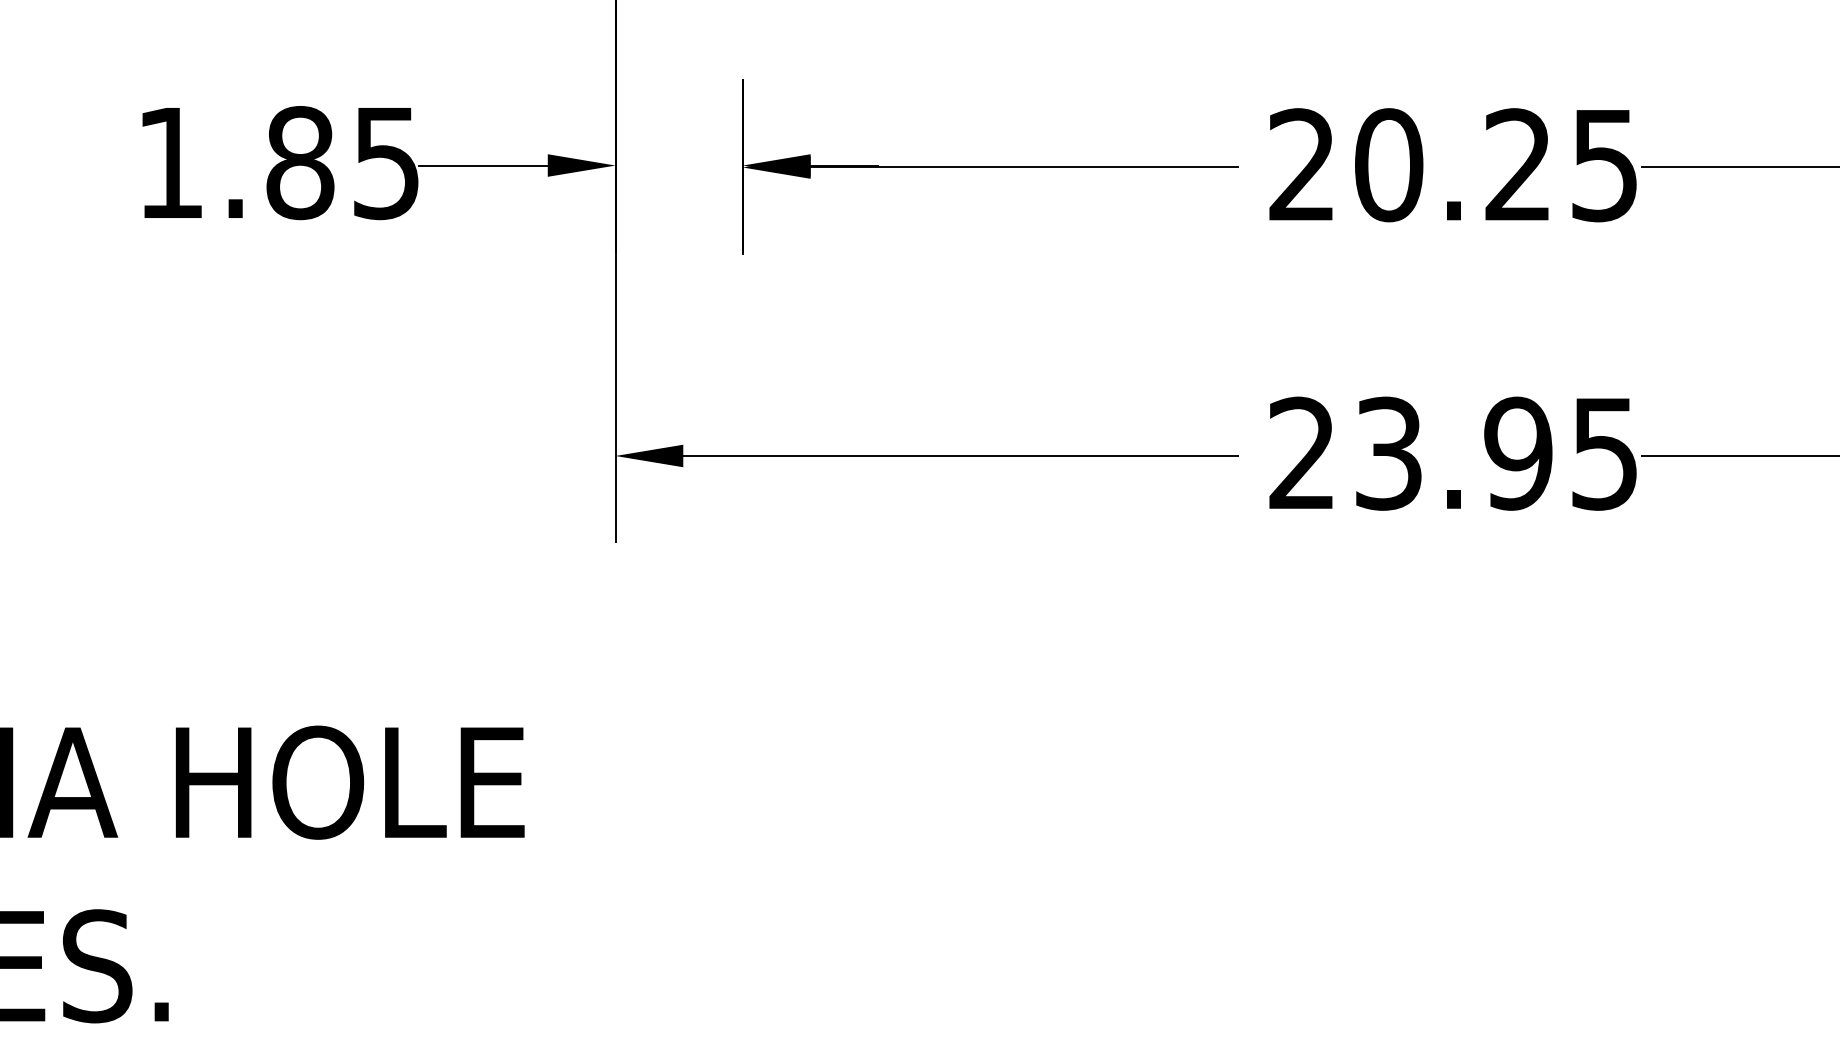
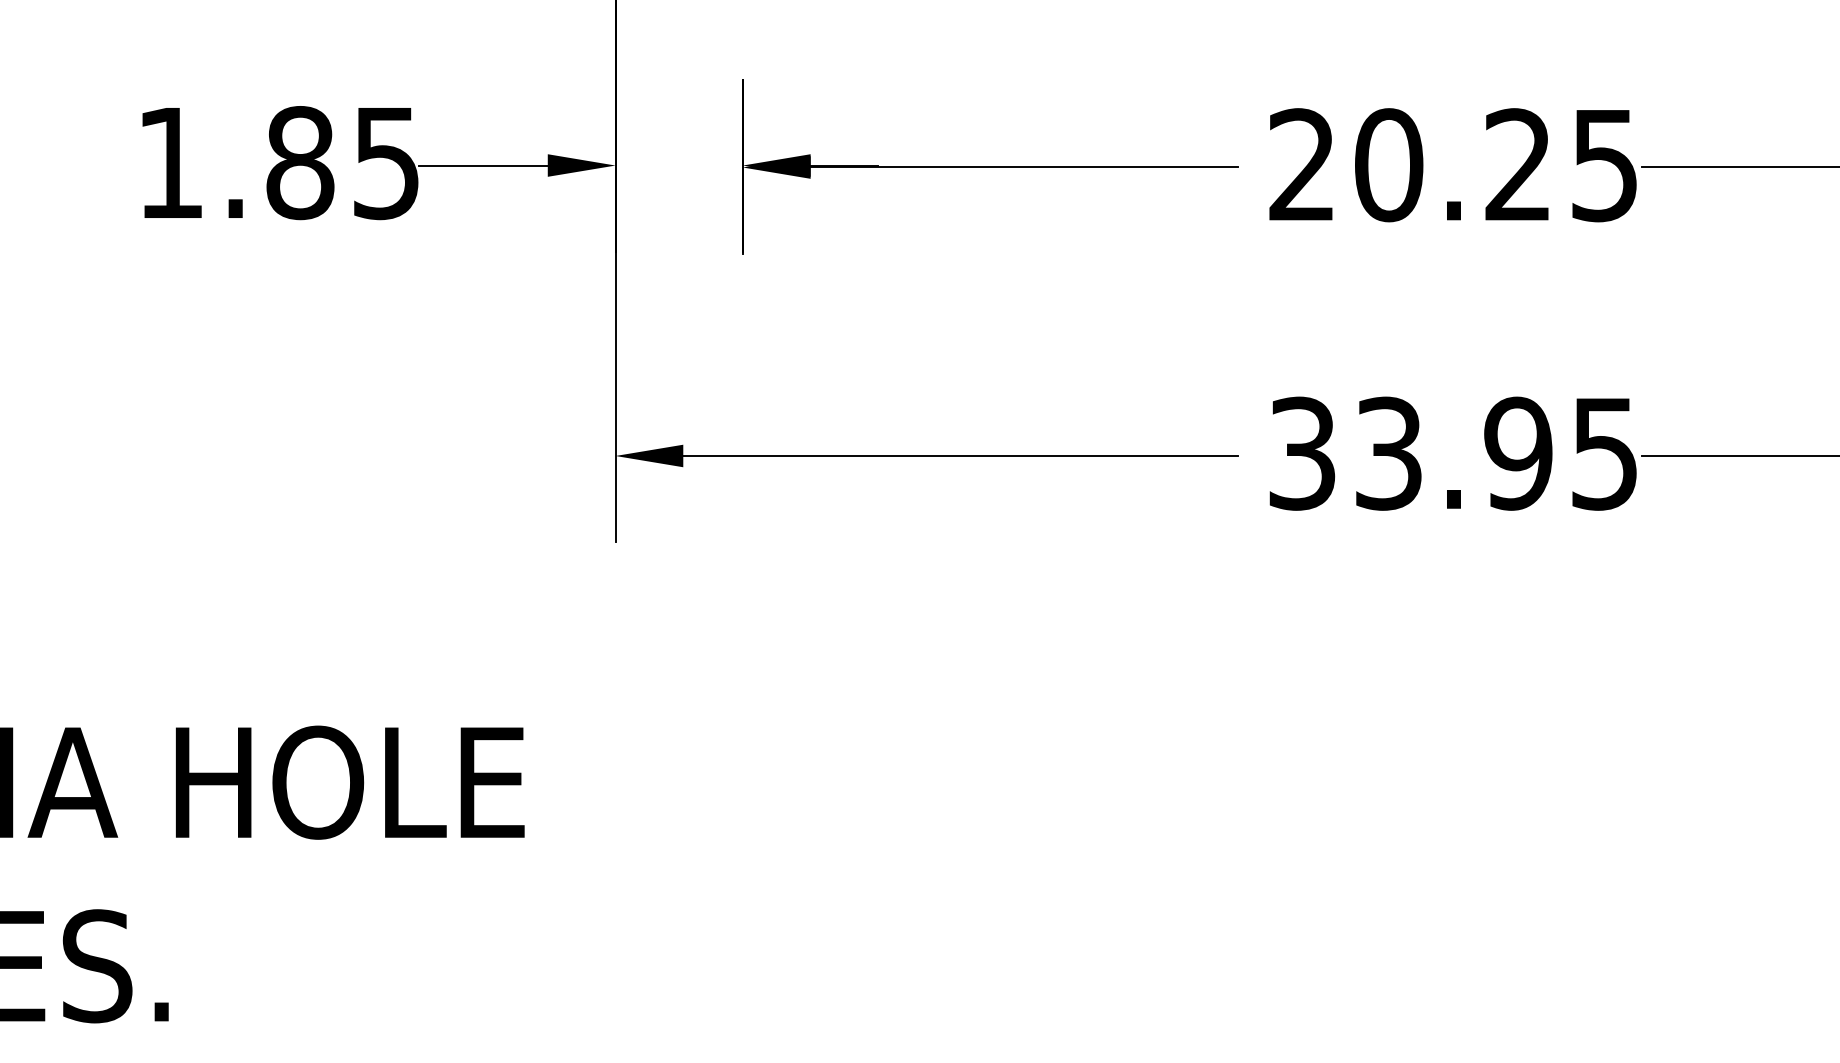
text: 23.95 -> 33.95 (1302, 453)
